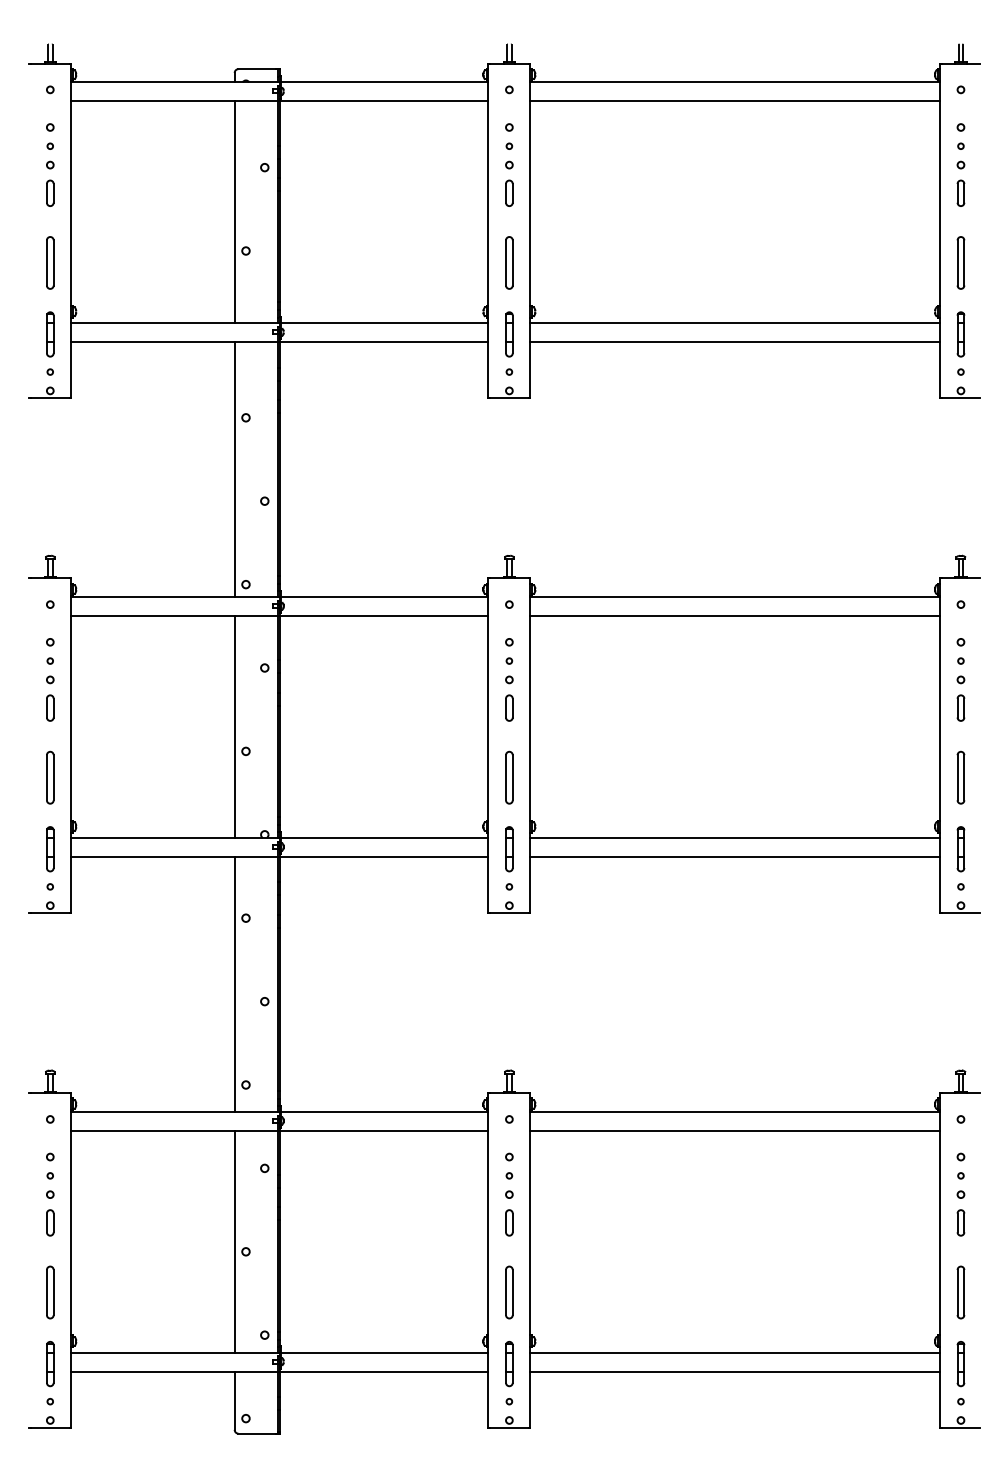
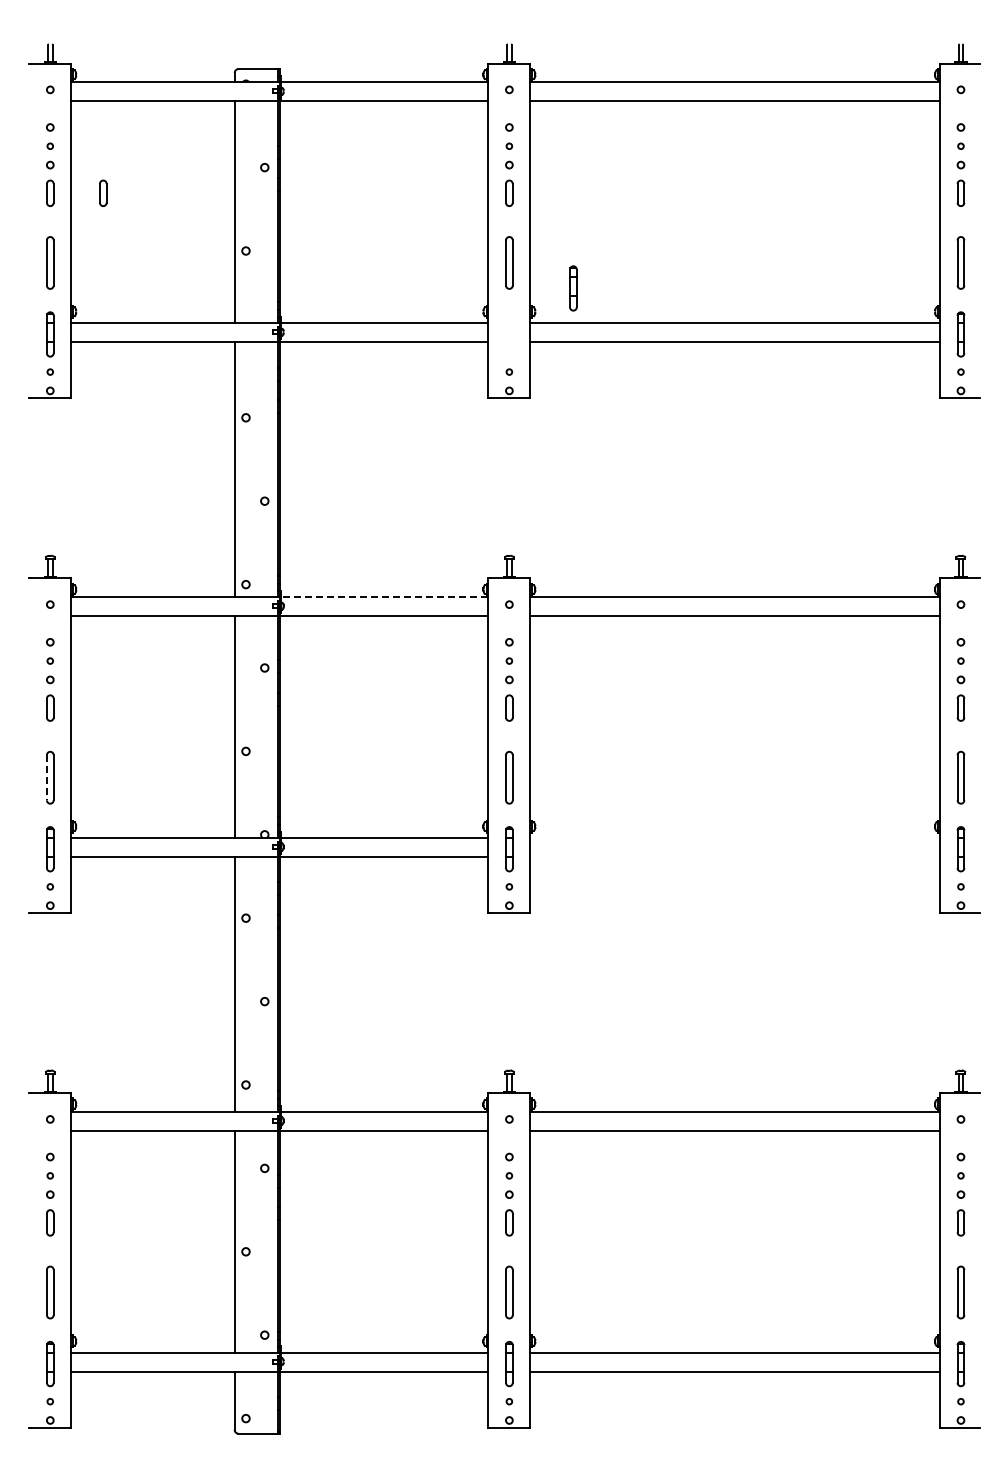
part: none -> present (103, 192)
part position: (509, 334) -> (573, 288) (573, 288)
line: solid -> dashed (384, 597)
line: solid -> dashed (46, 777)
line: present -> none (734, 837)
line: present -> none (734, 856)
